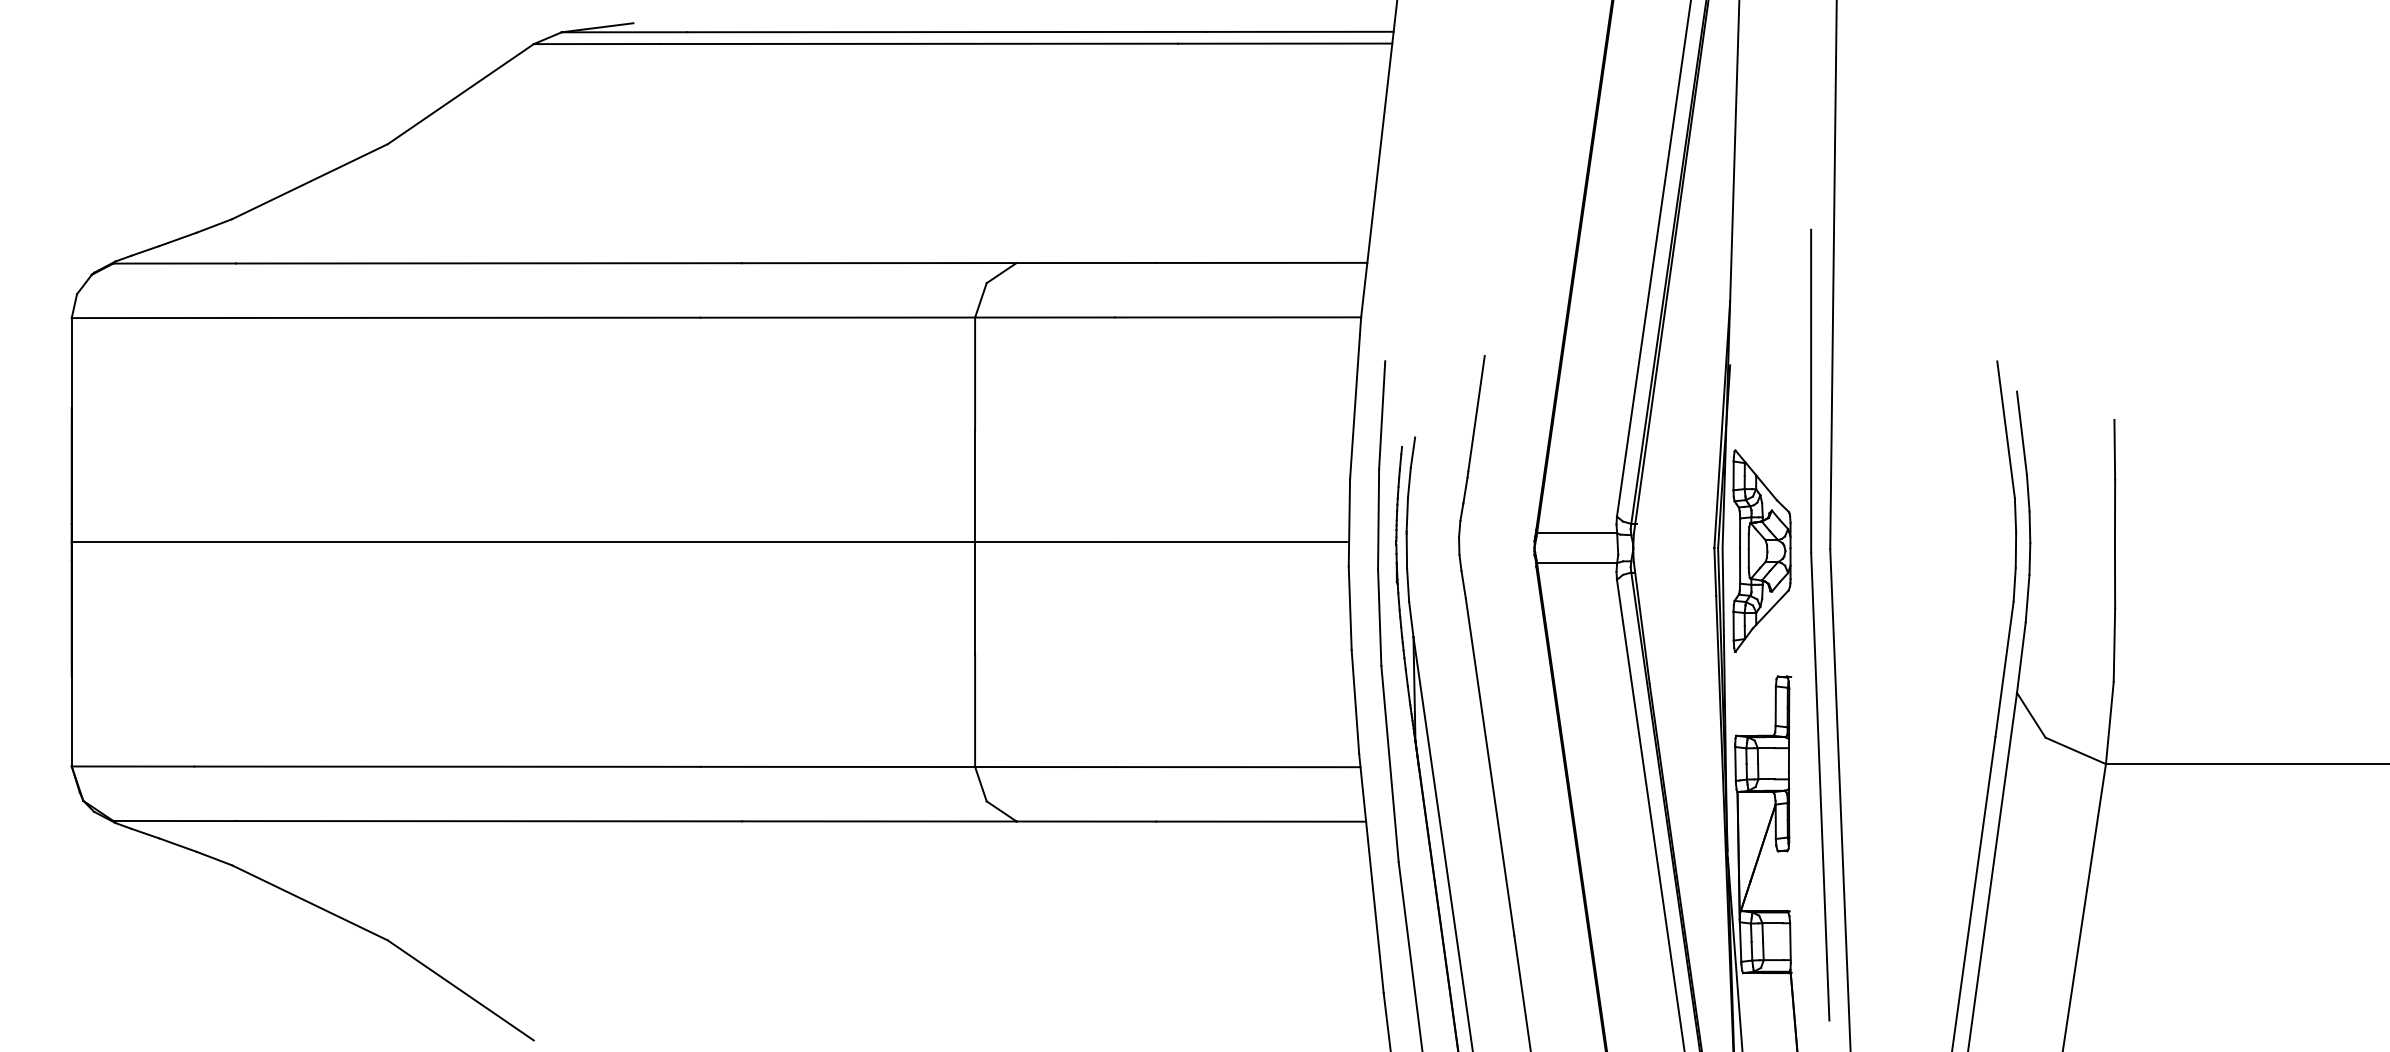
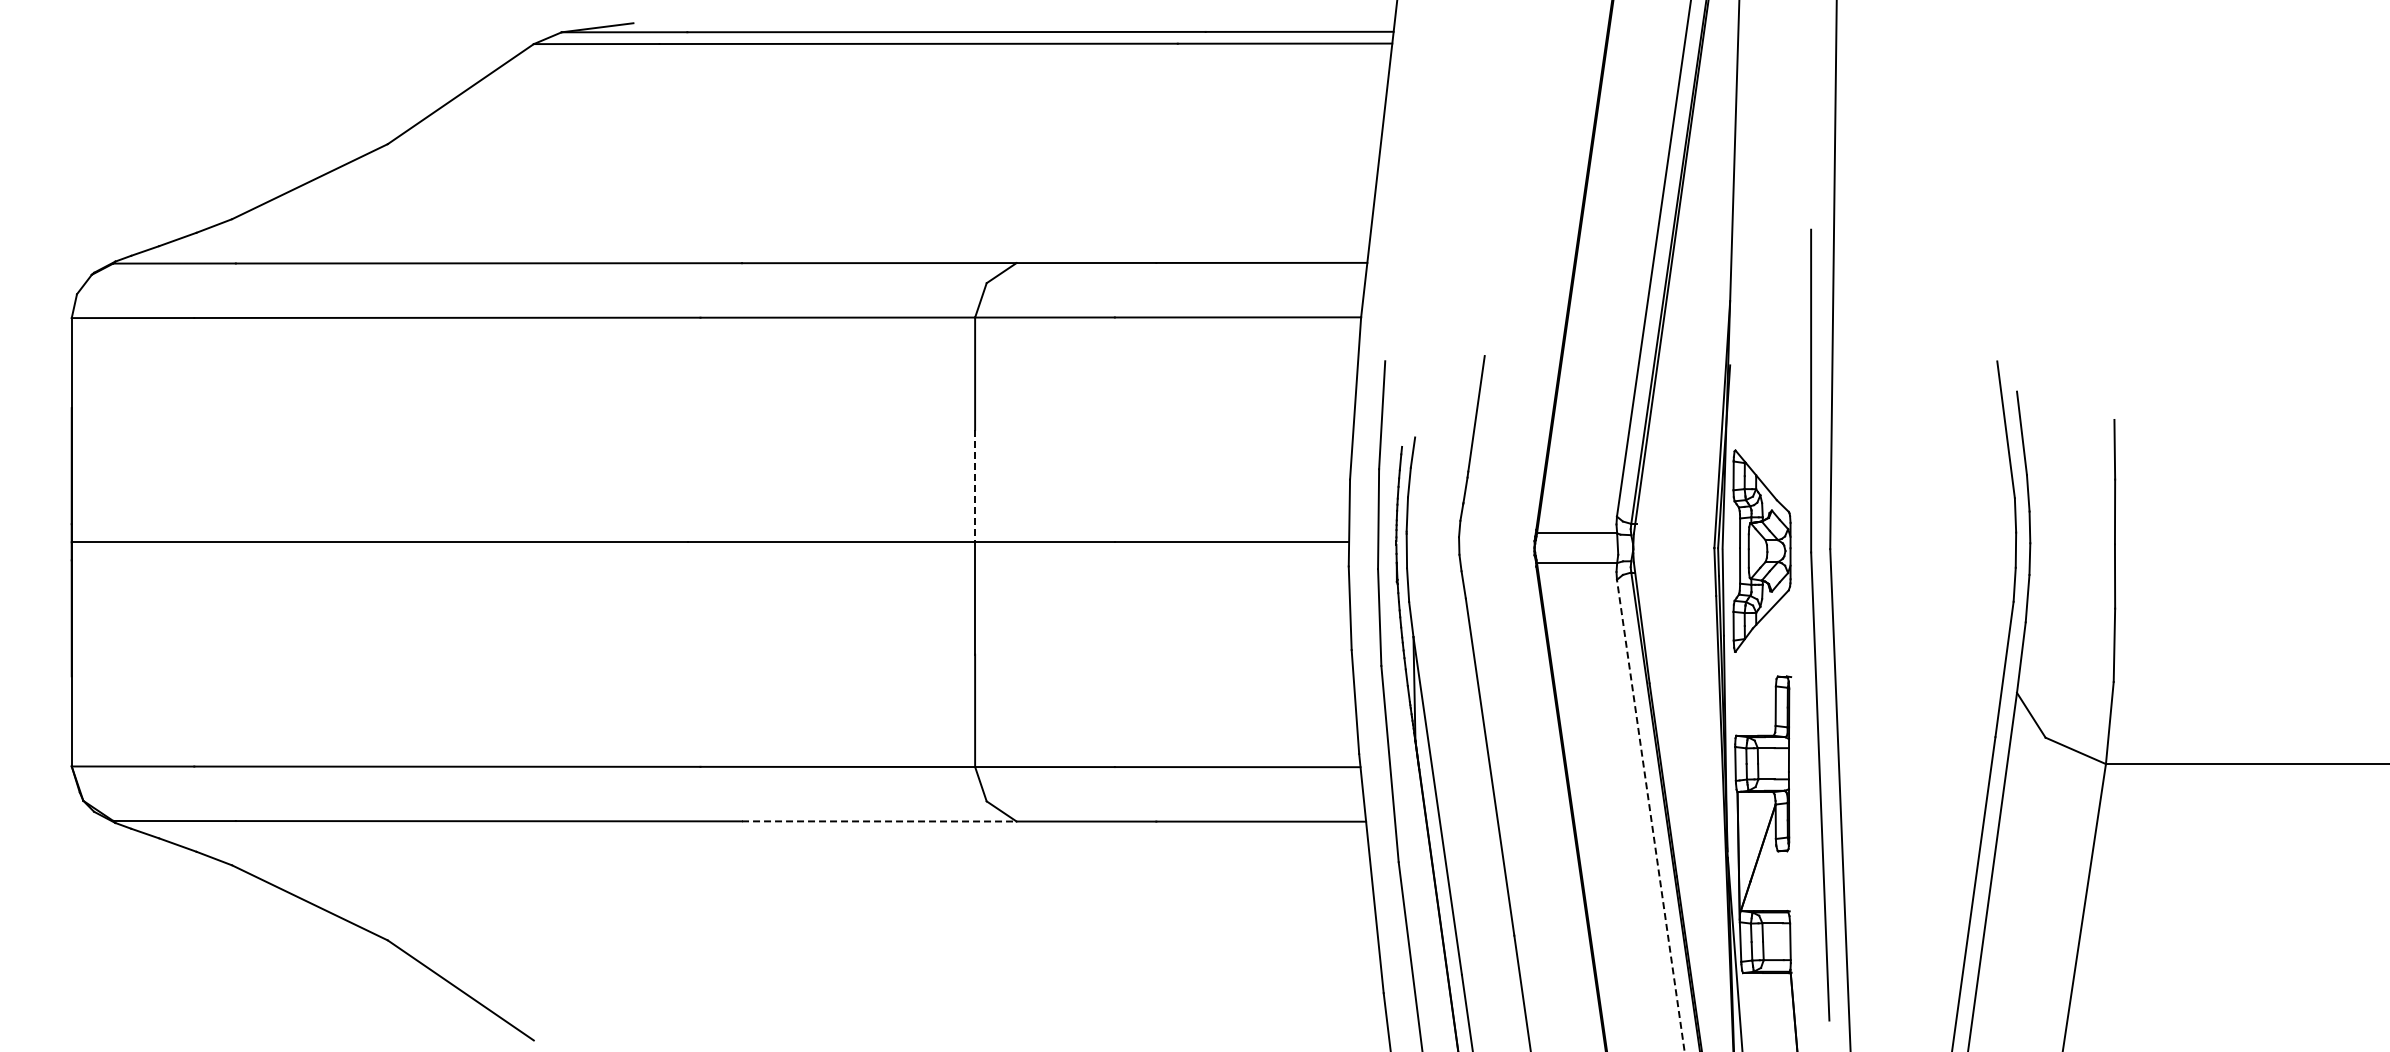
line: solid -> dashed (975, 486)
line: solid -> dashed (1650, 815)
line: solid -> dashed (879, 821)
